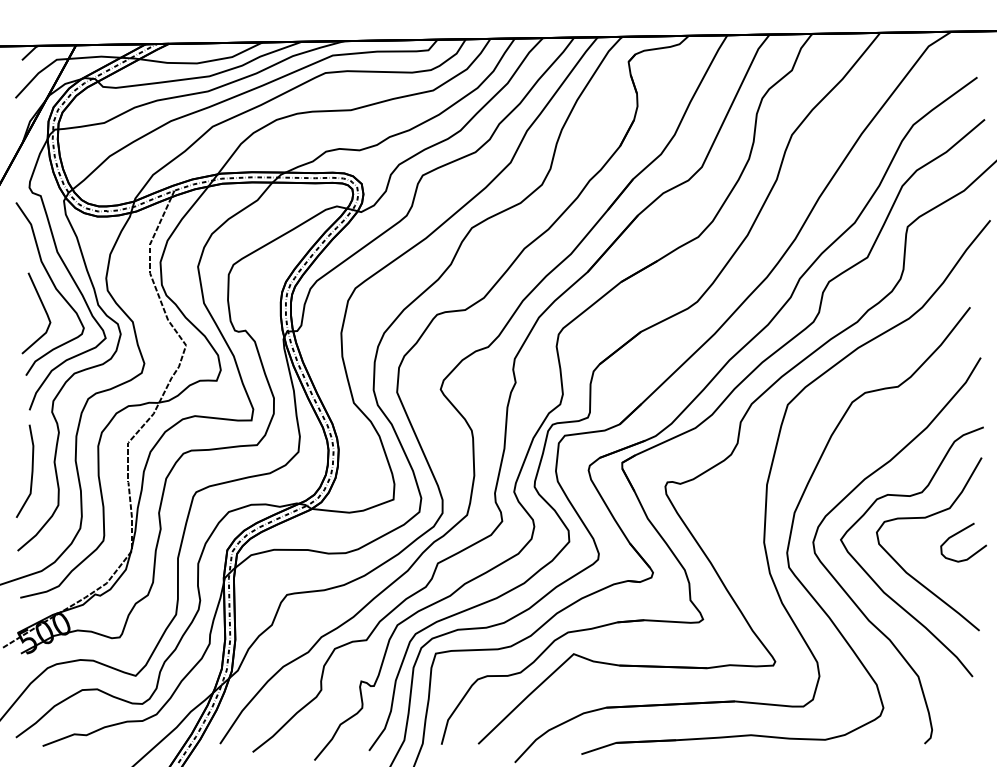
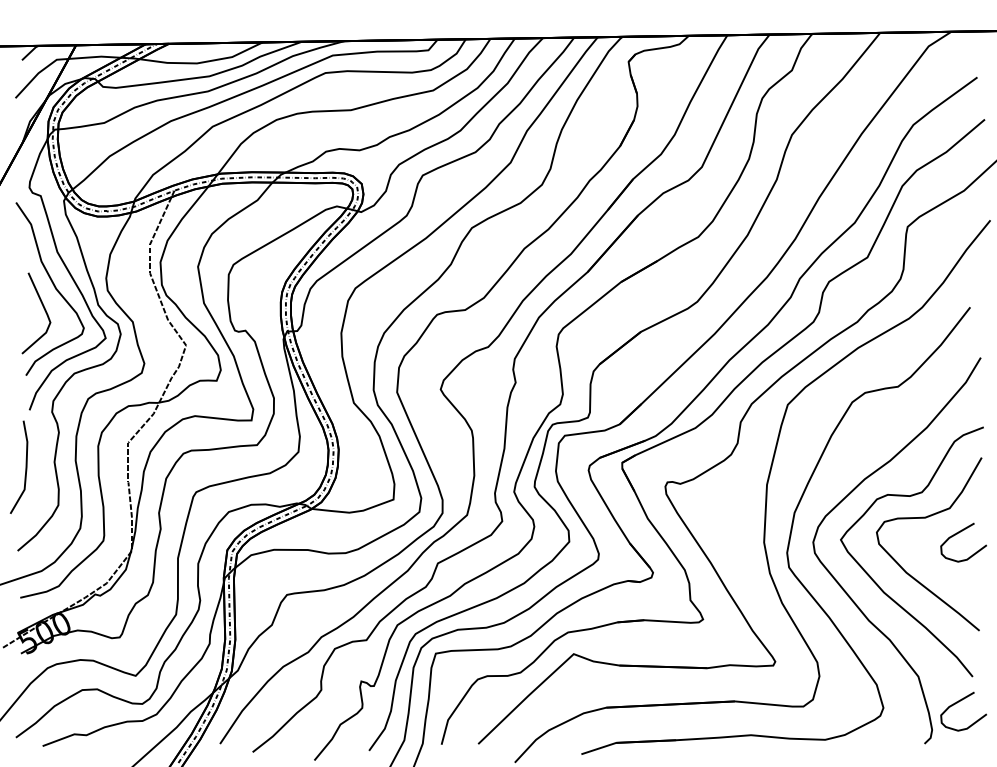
line position: (31, 470) -> (25, 466) (25, 466)
curve: none -> present (959, 702)
